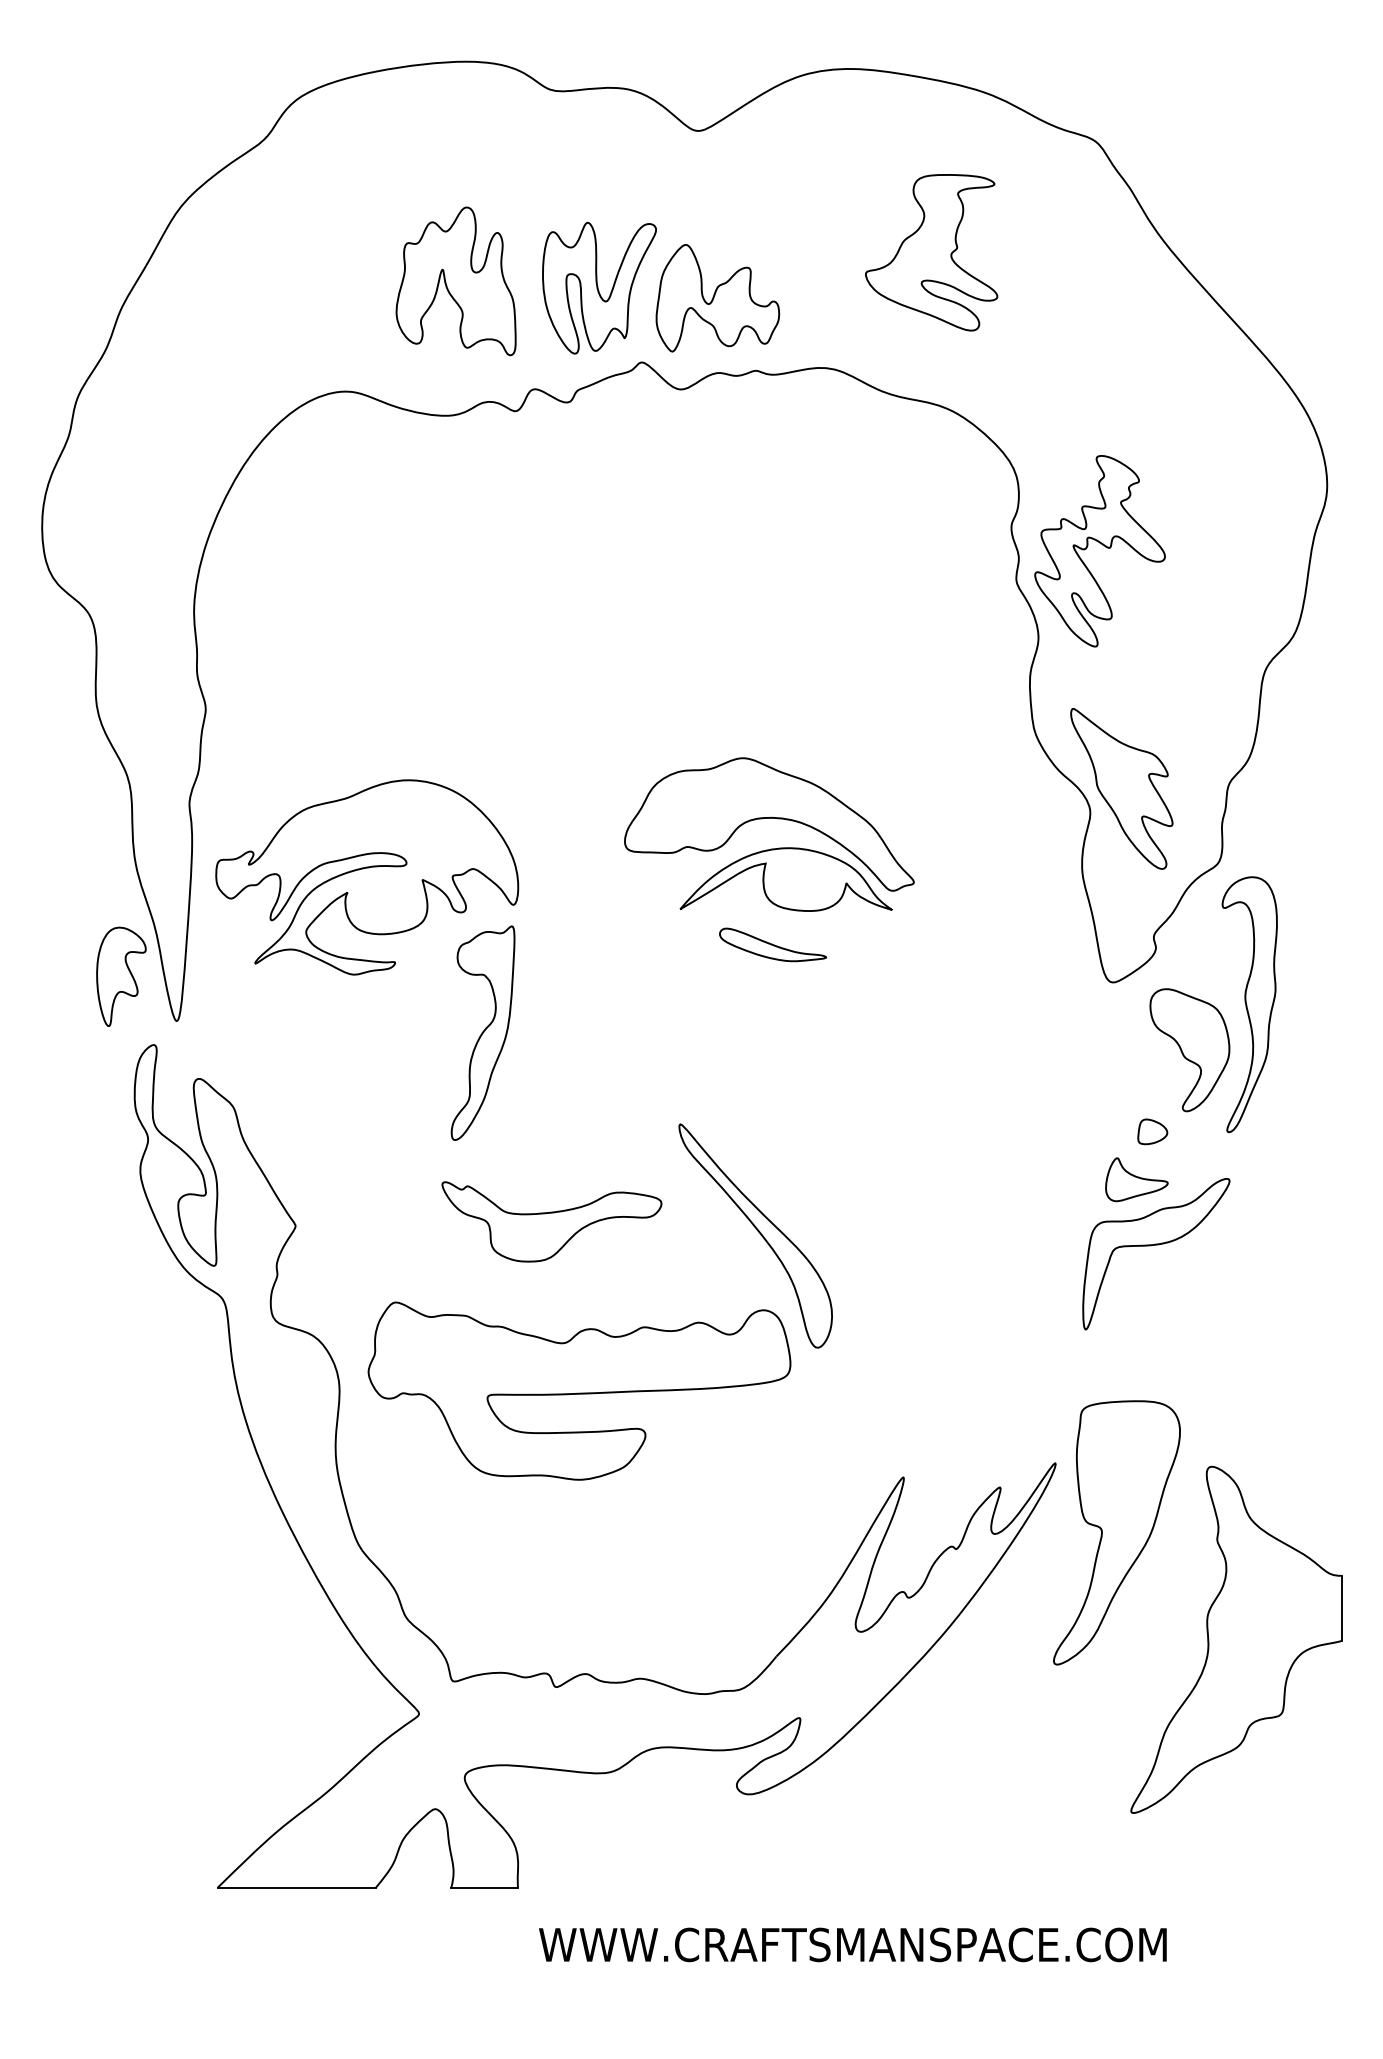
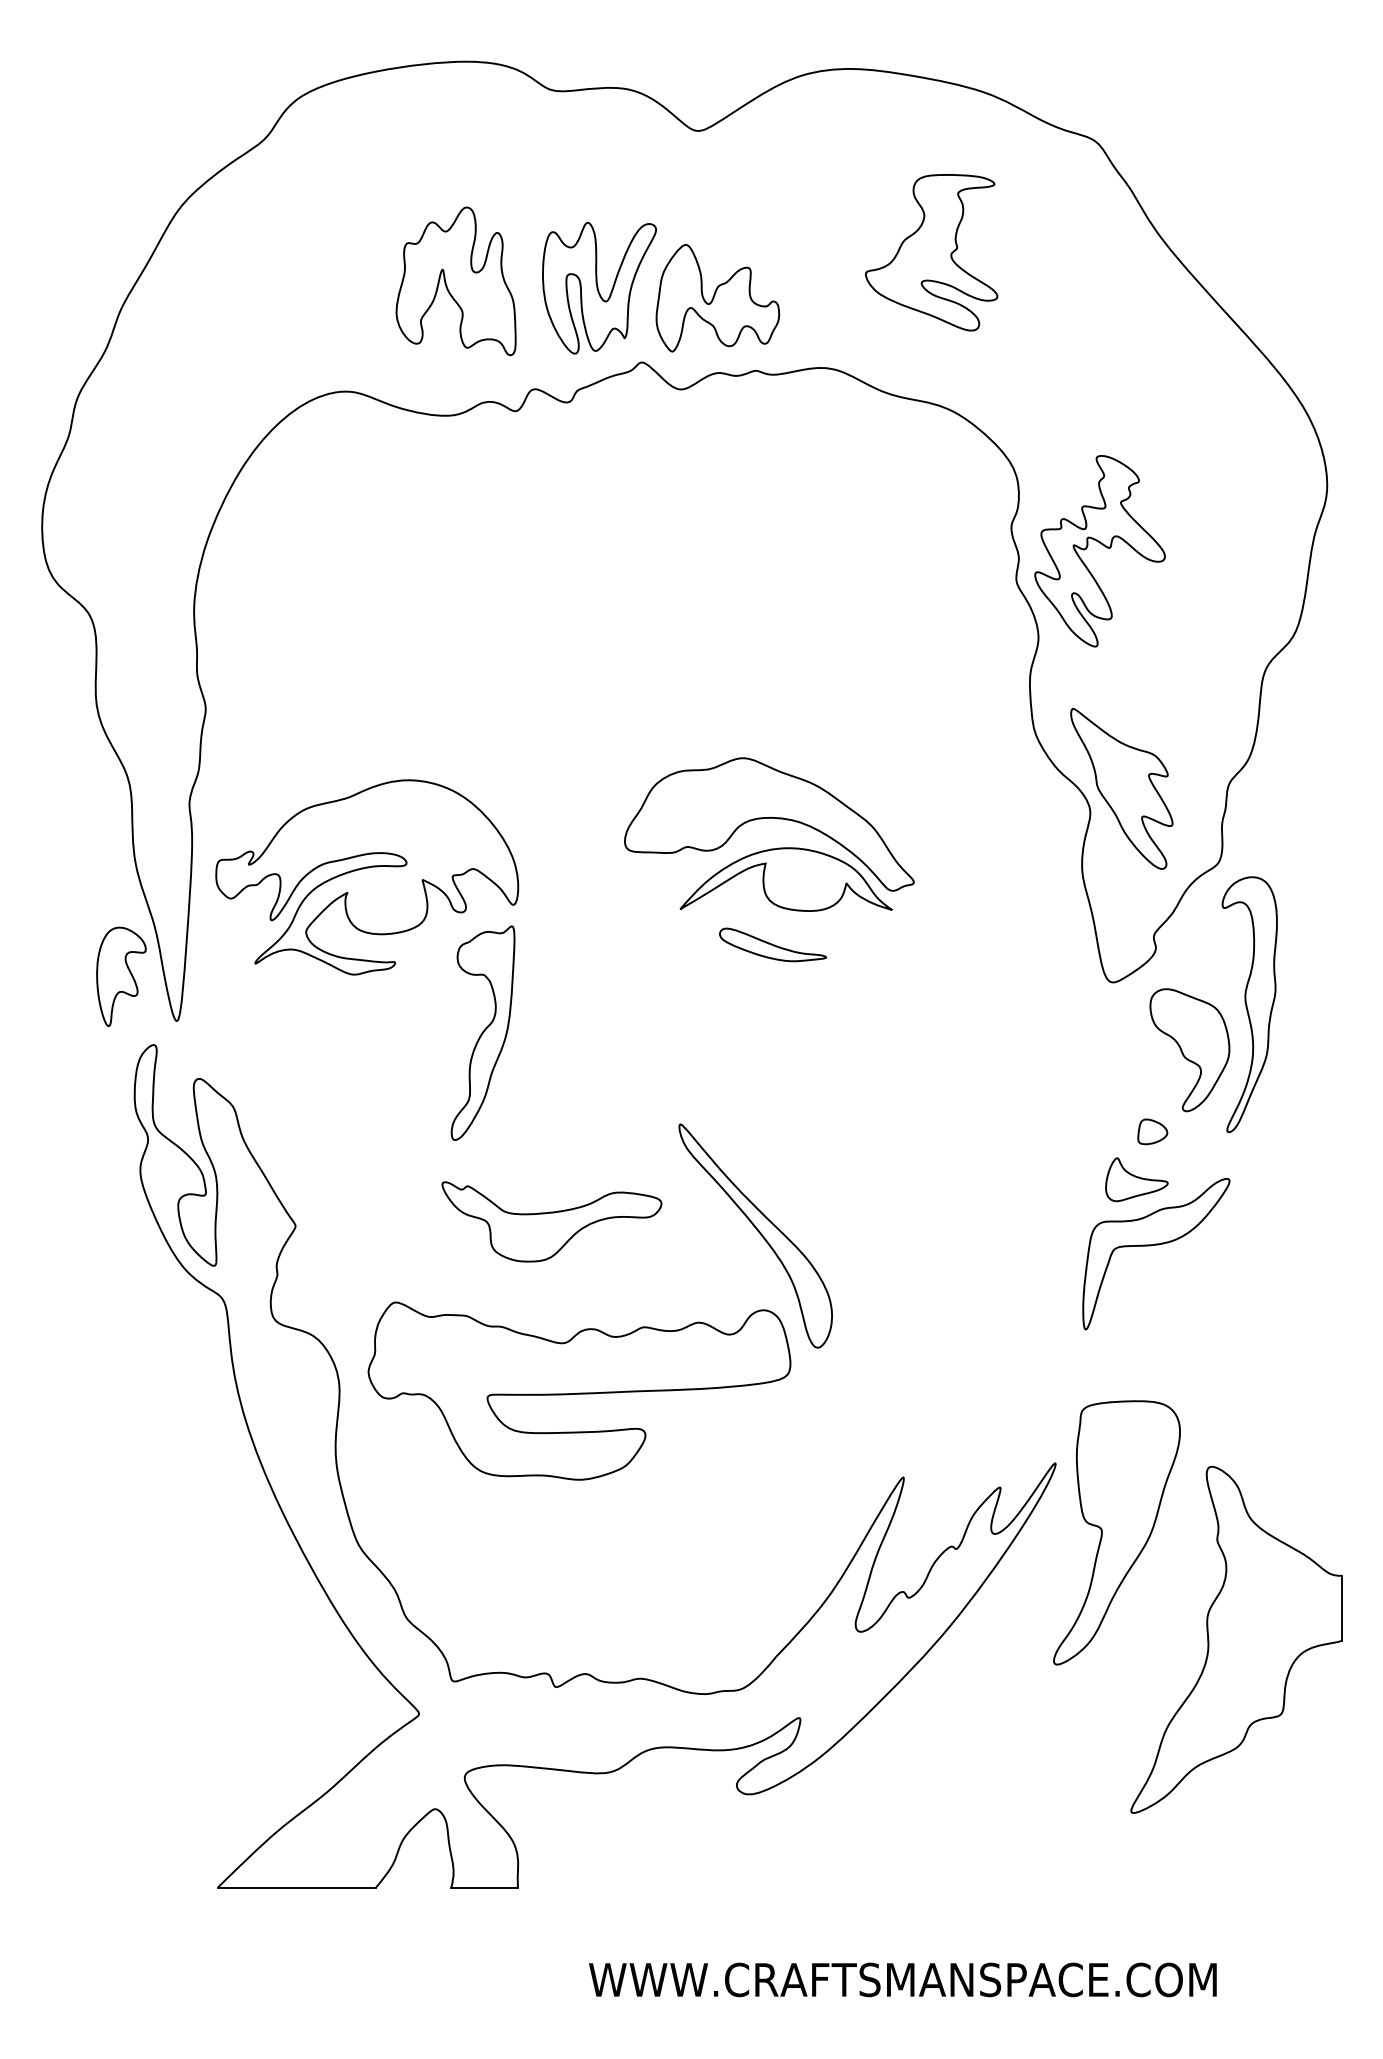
text position: (852, 1944) -> (902, 1979) (902, 1979)
